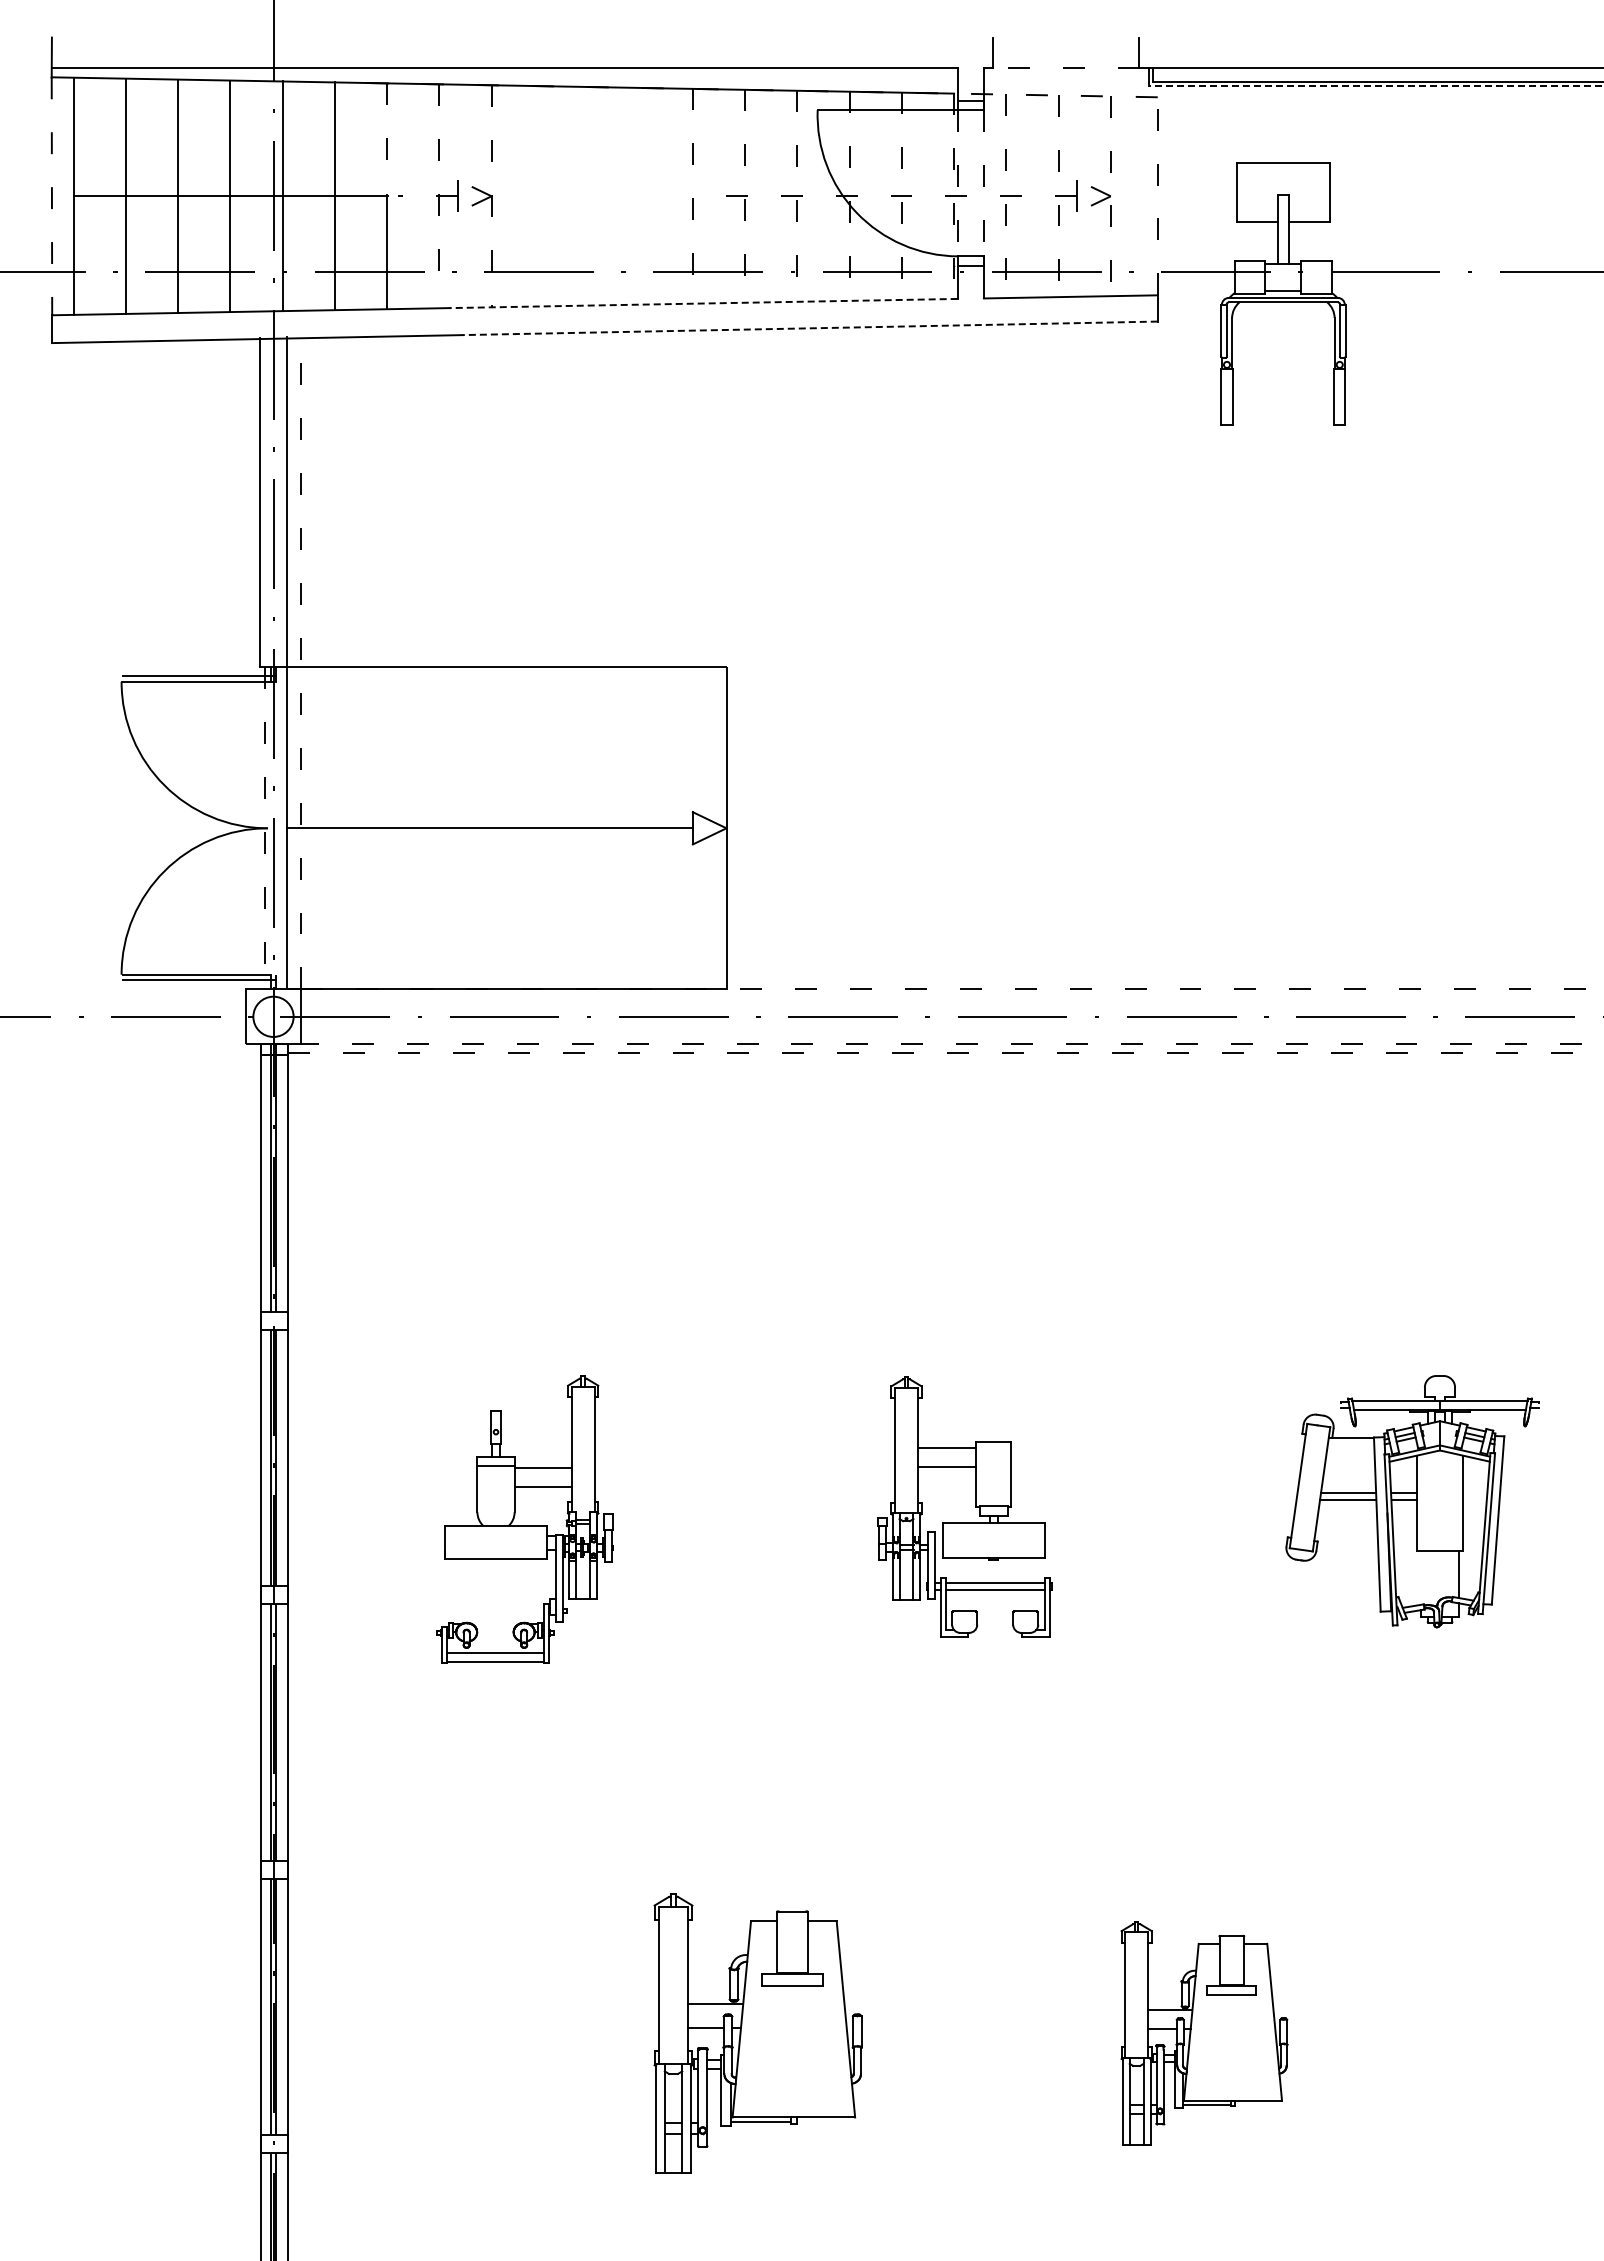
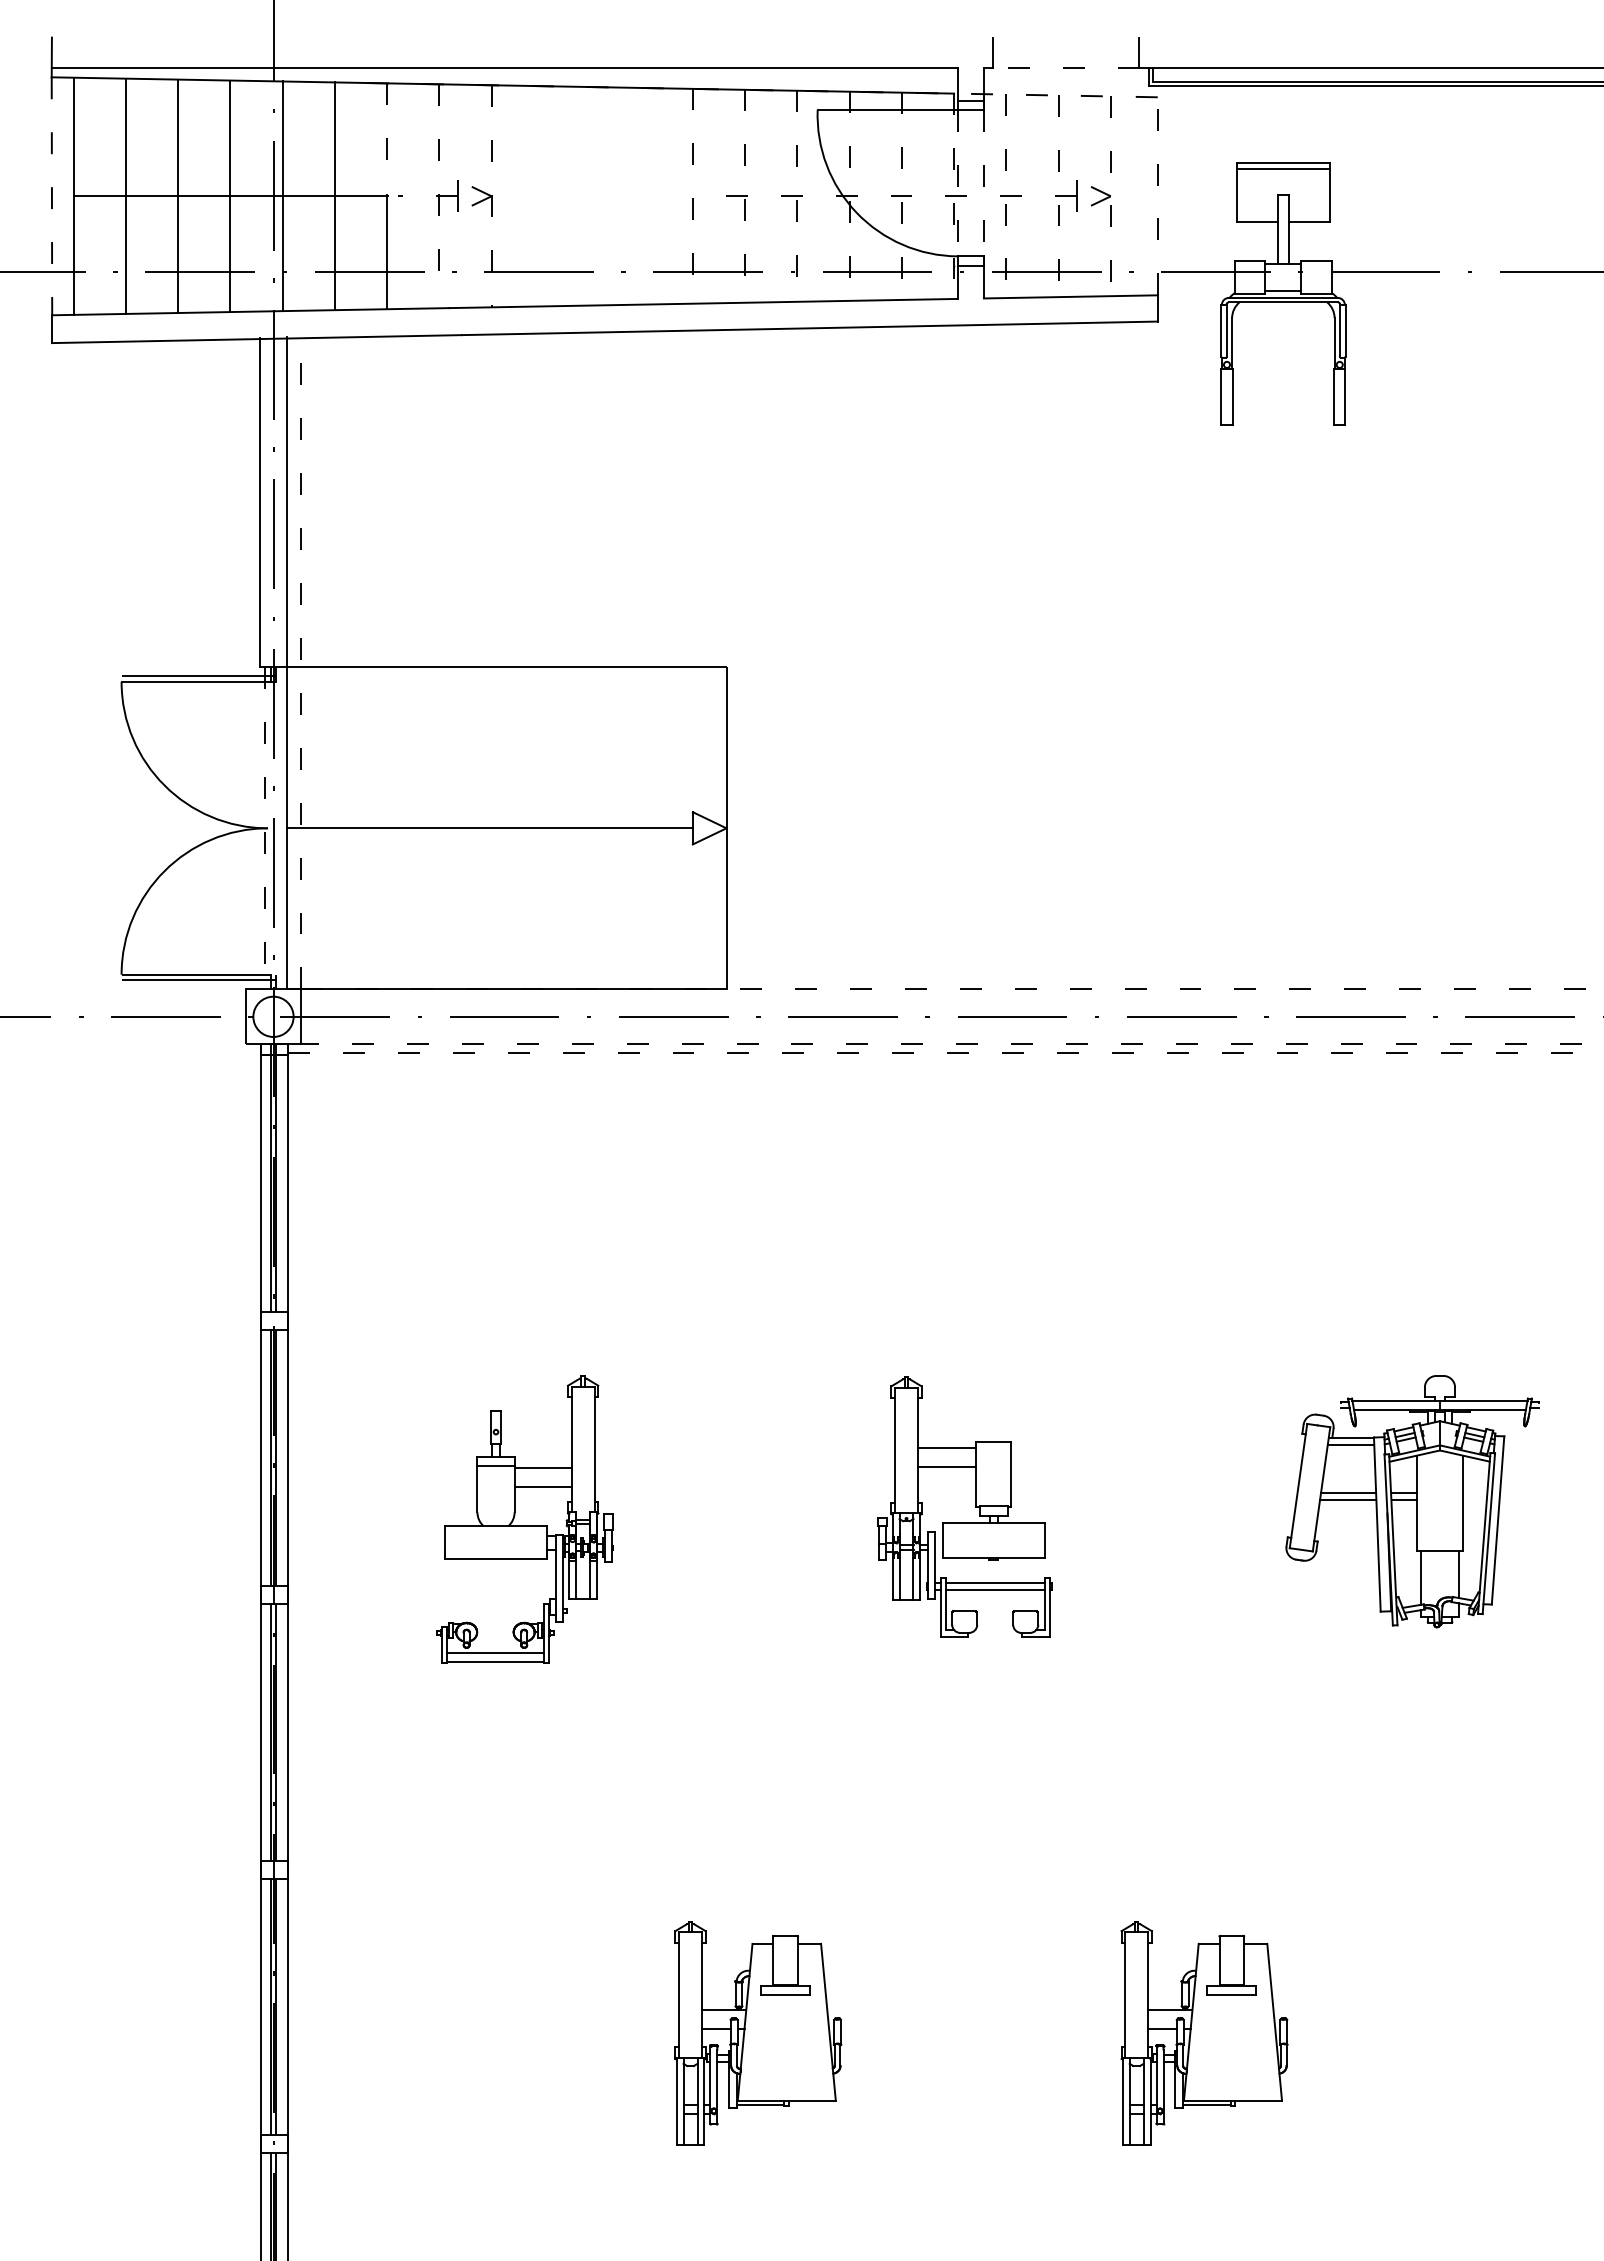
line: dashed -> solid (1375, 86)
line: none -> present (1283, 169)
line: dashed -> solid (703, 303)
line: dashed -> solid (809, 328)
line: none -> present (1351, 1444)
line: none -> present (1421, 1577)
part size: 210x281 px -> 169x225 px (758, 2033)
